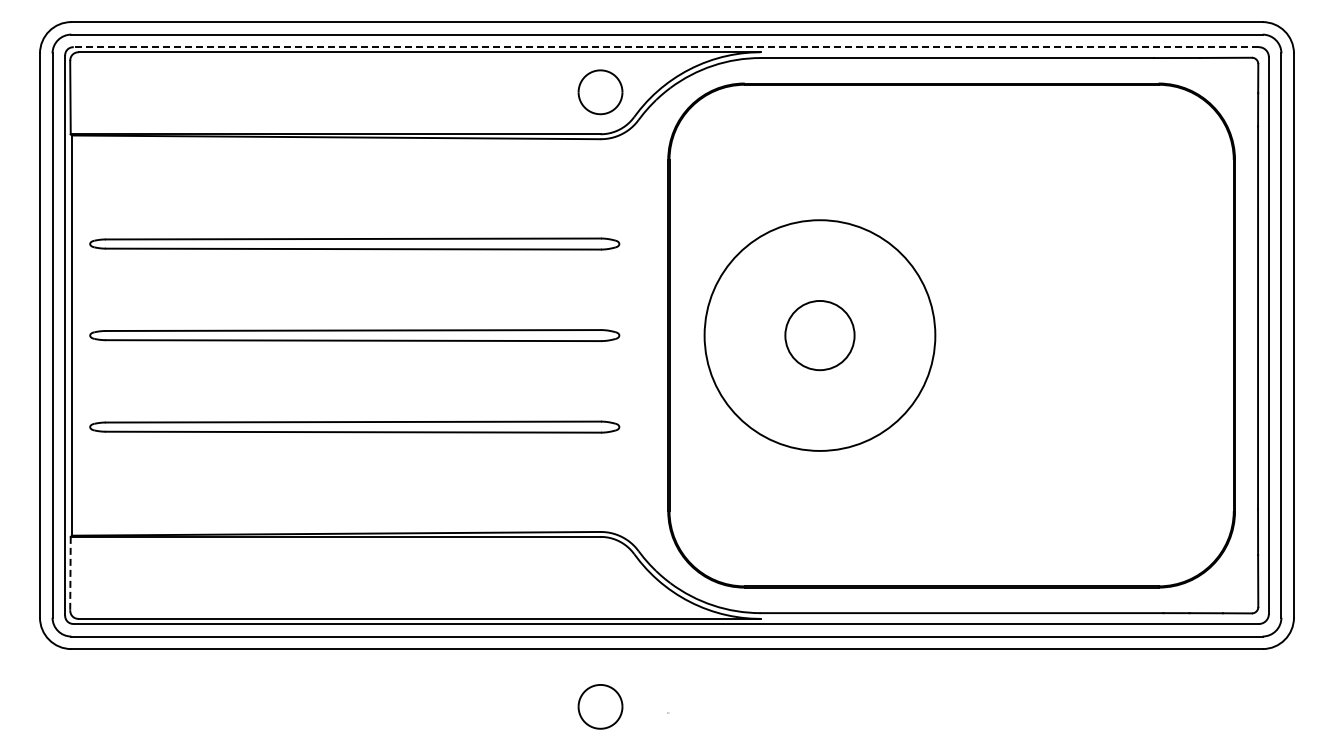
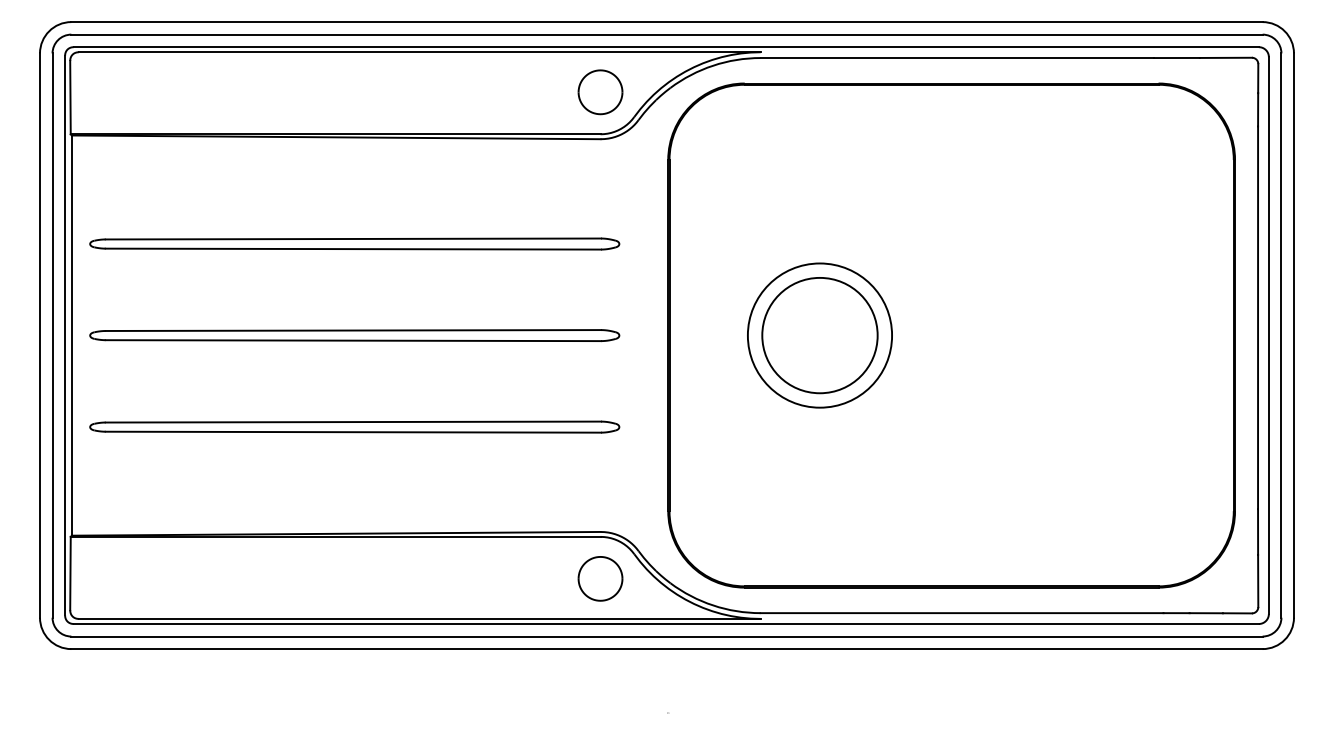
line: dashed -> solid (666, 47)
circle diameter: 231 px -> 144 px (819, 335)
circle diameter: 69 px -> 115 px (819, 335)
line: dashed -> solid (70, 573)
part position: (600, 706) -> (600, 578) (600, 578)
